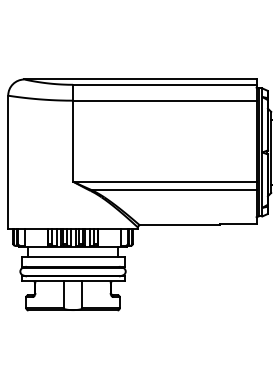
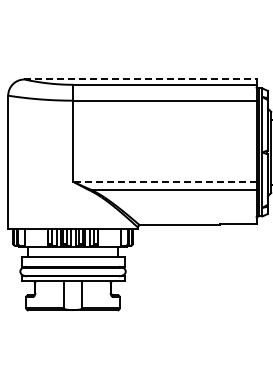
line: solid -> dashed (141, 79)
line: solid -> dashed (164, 181)
